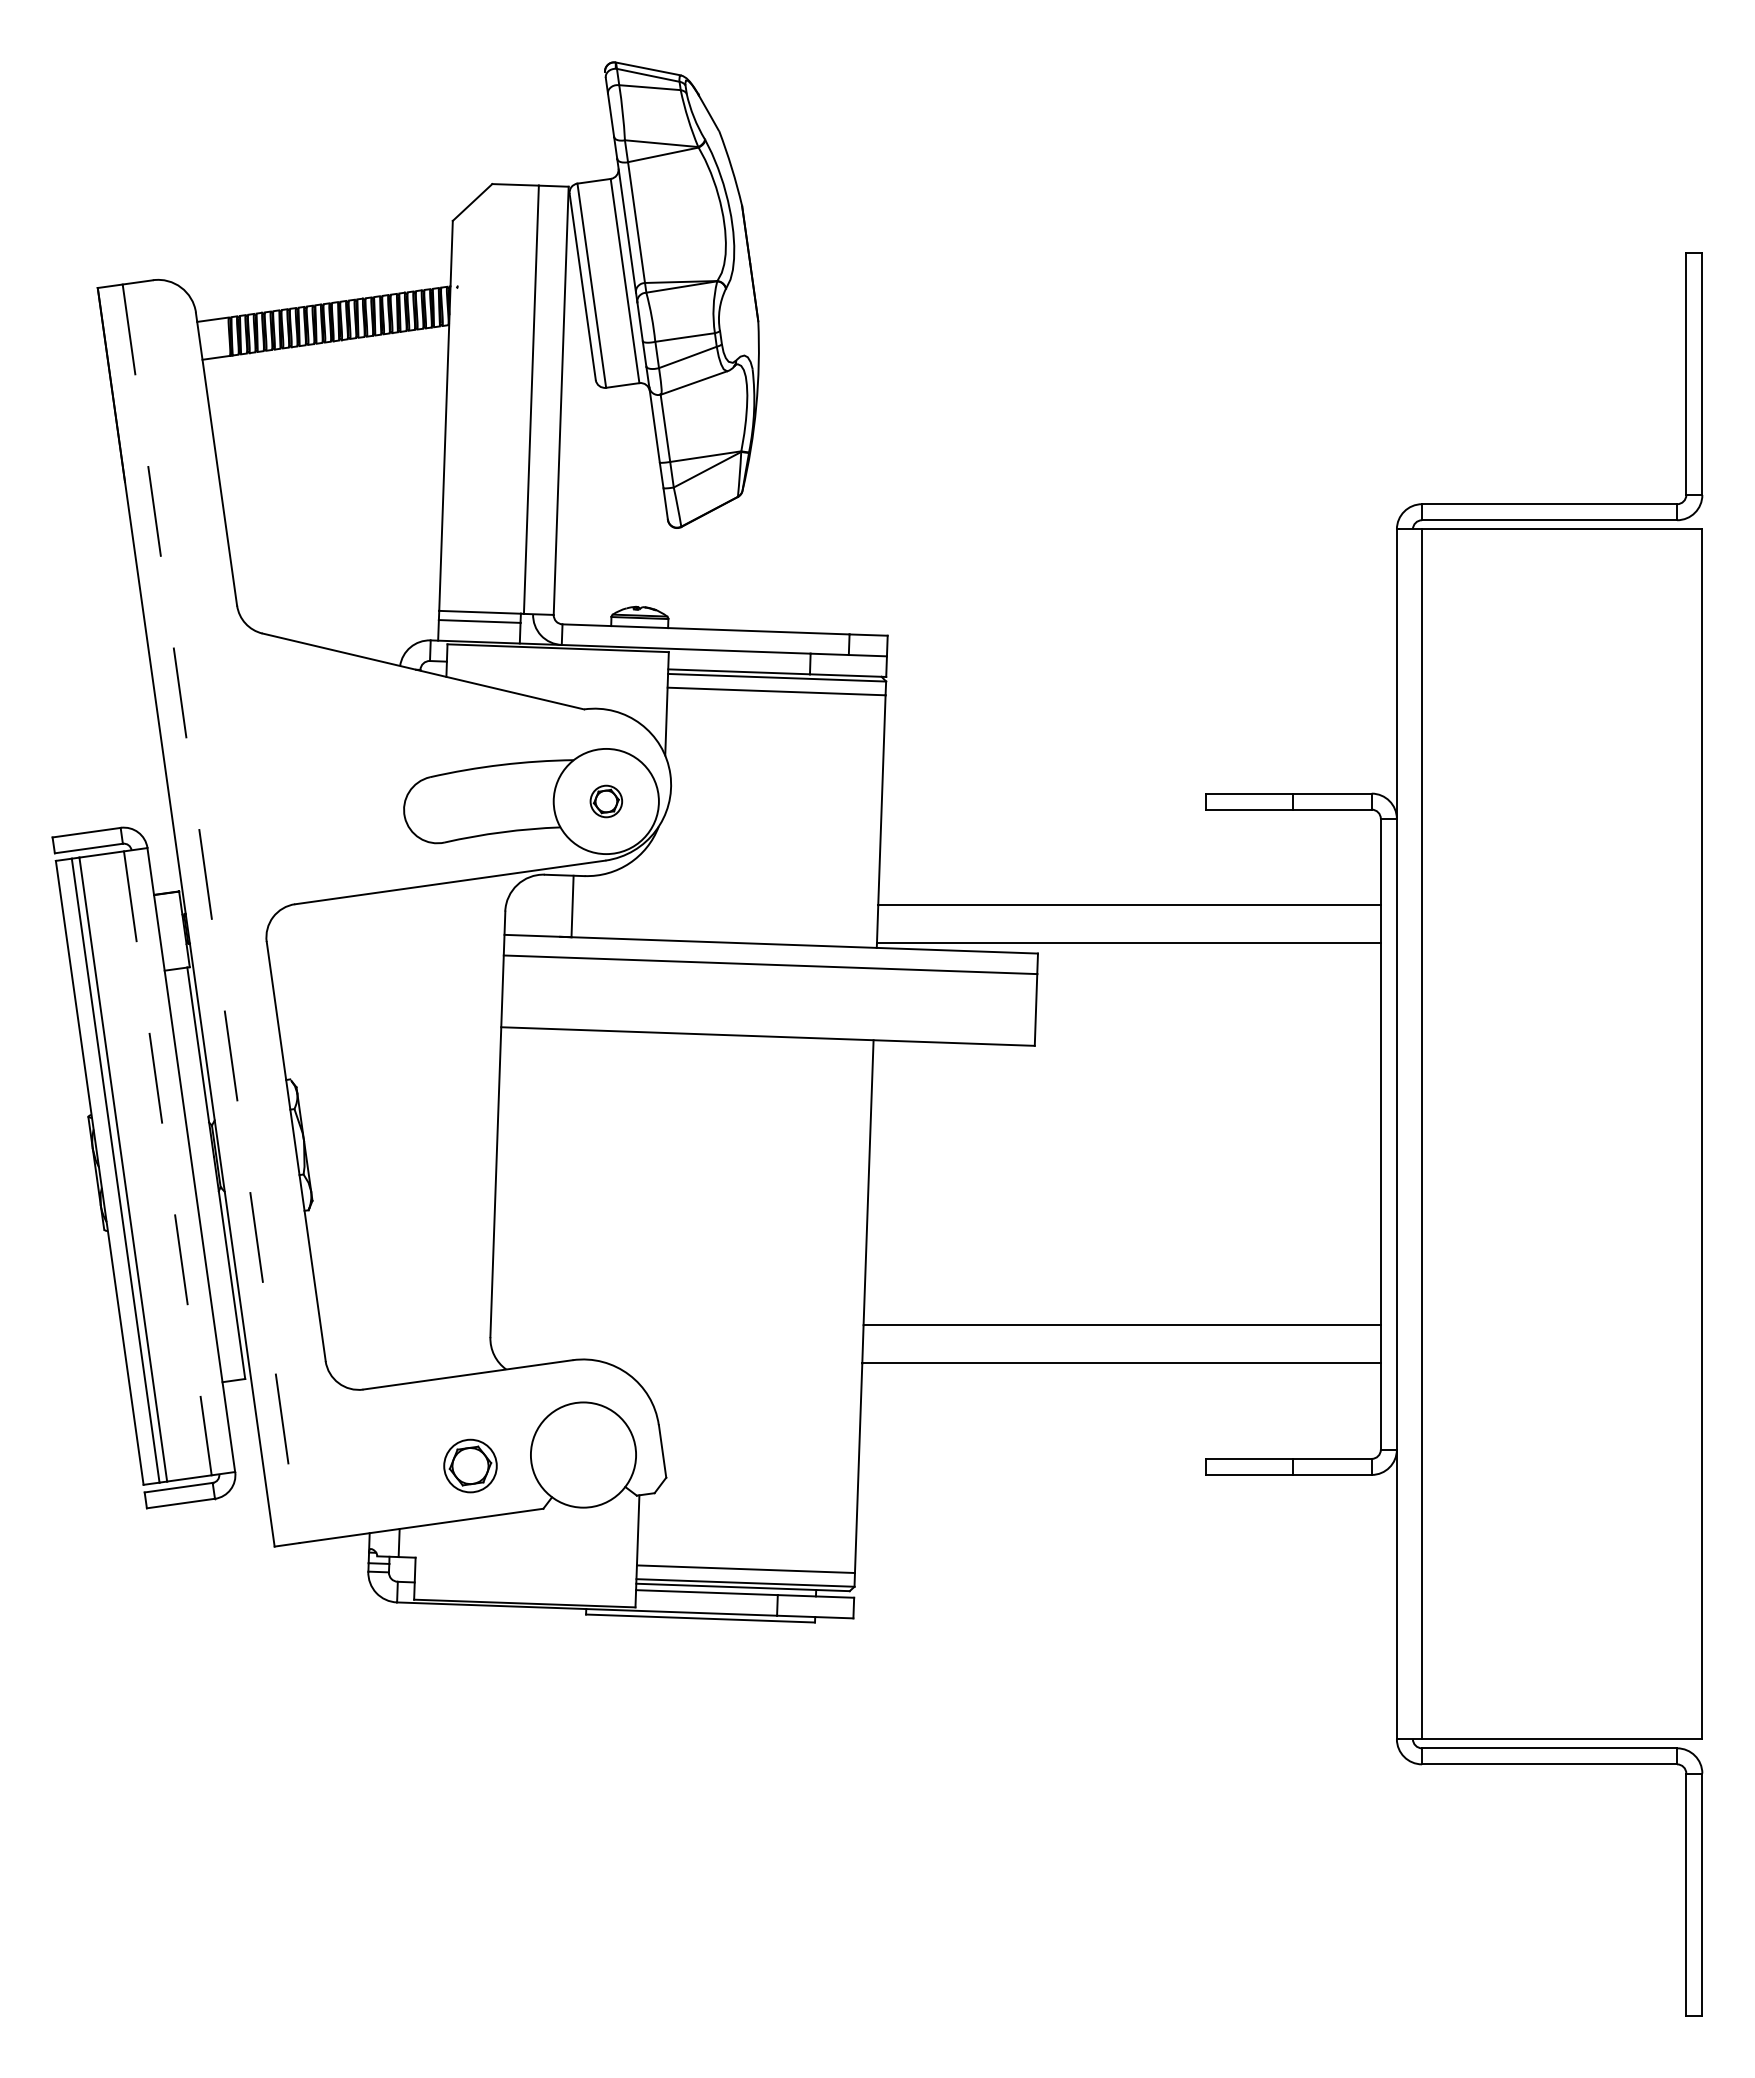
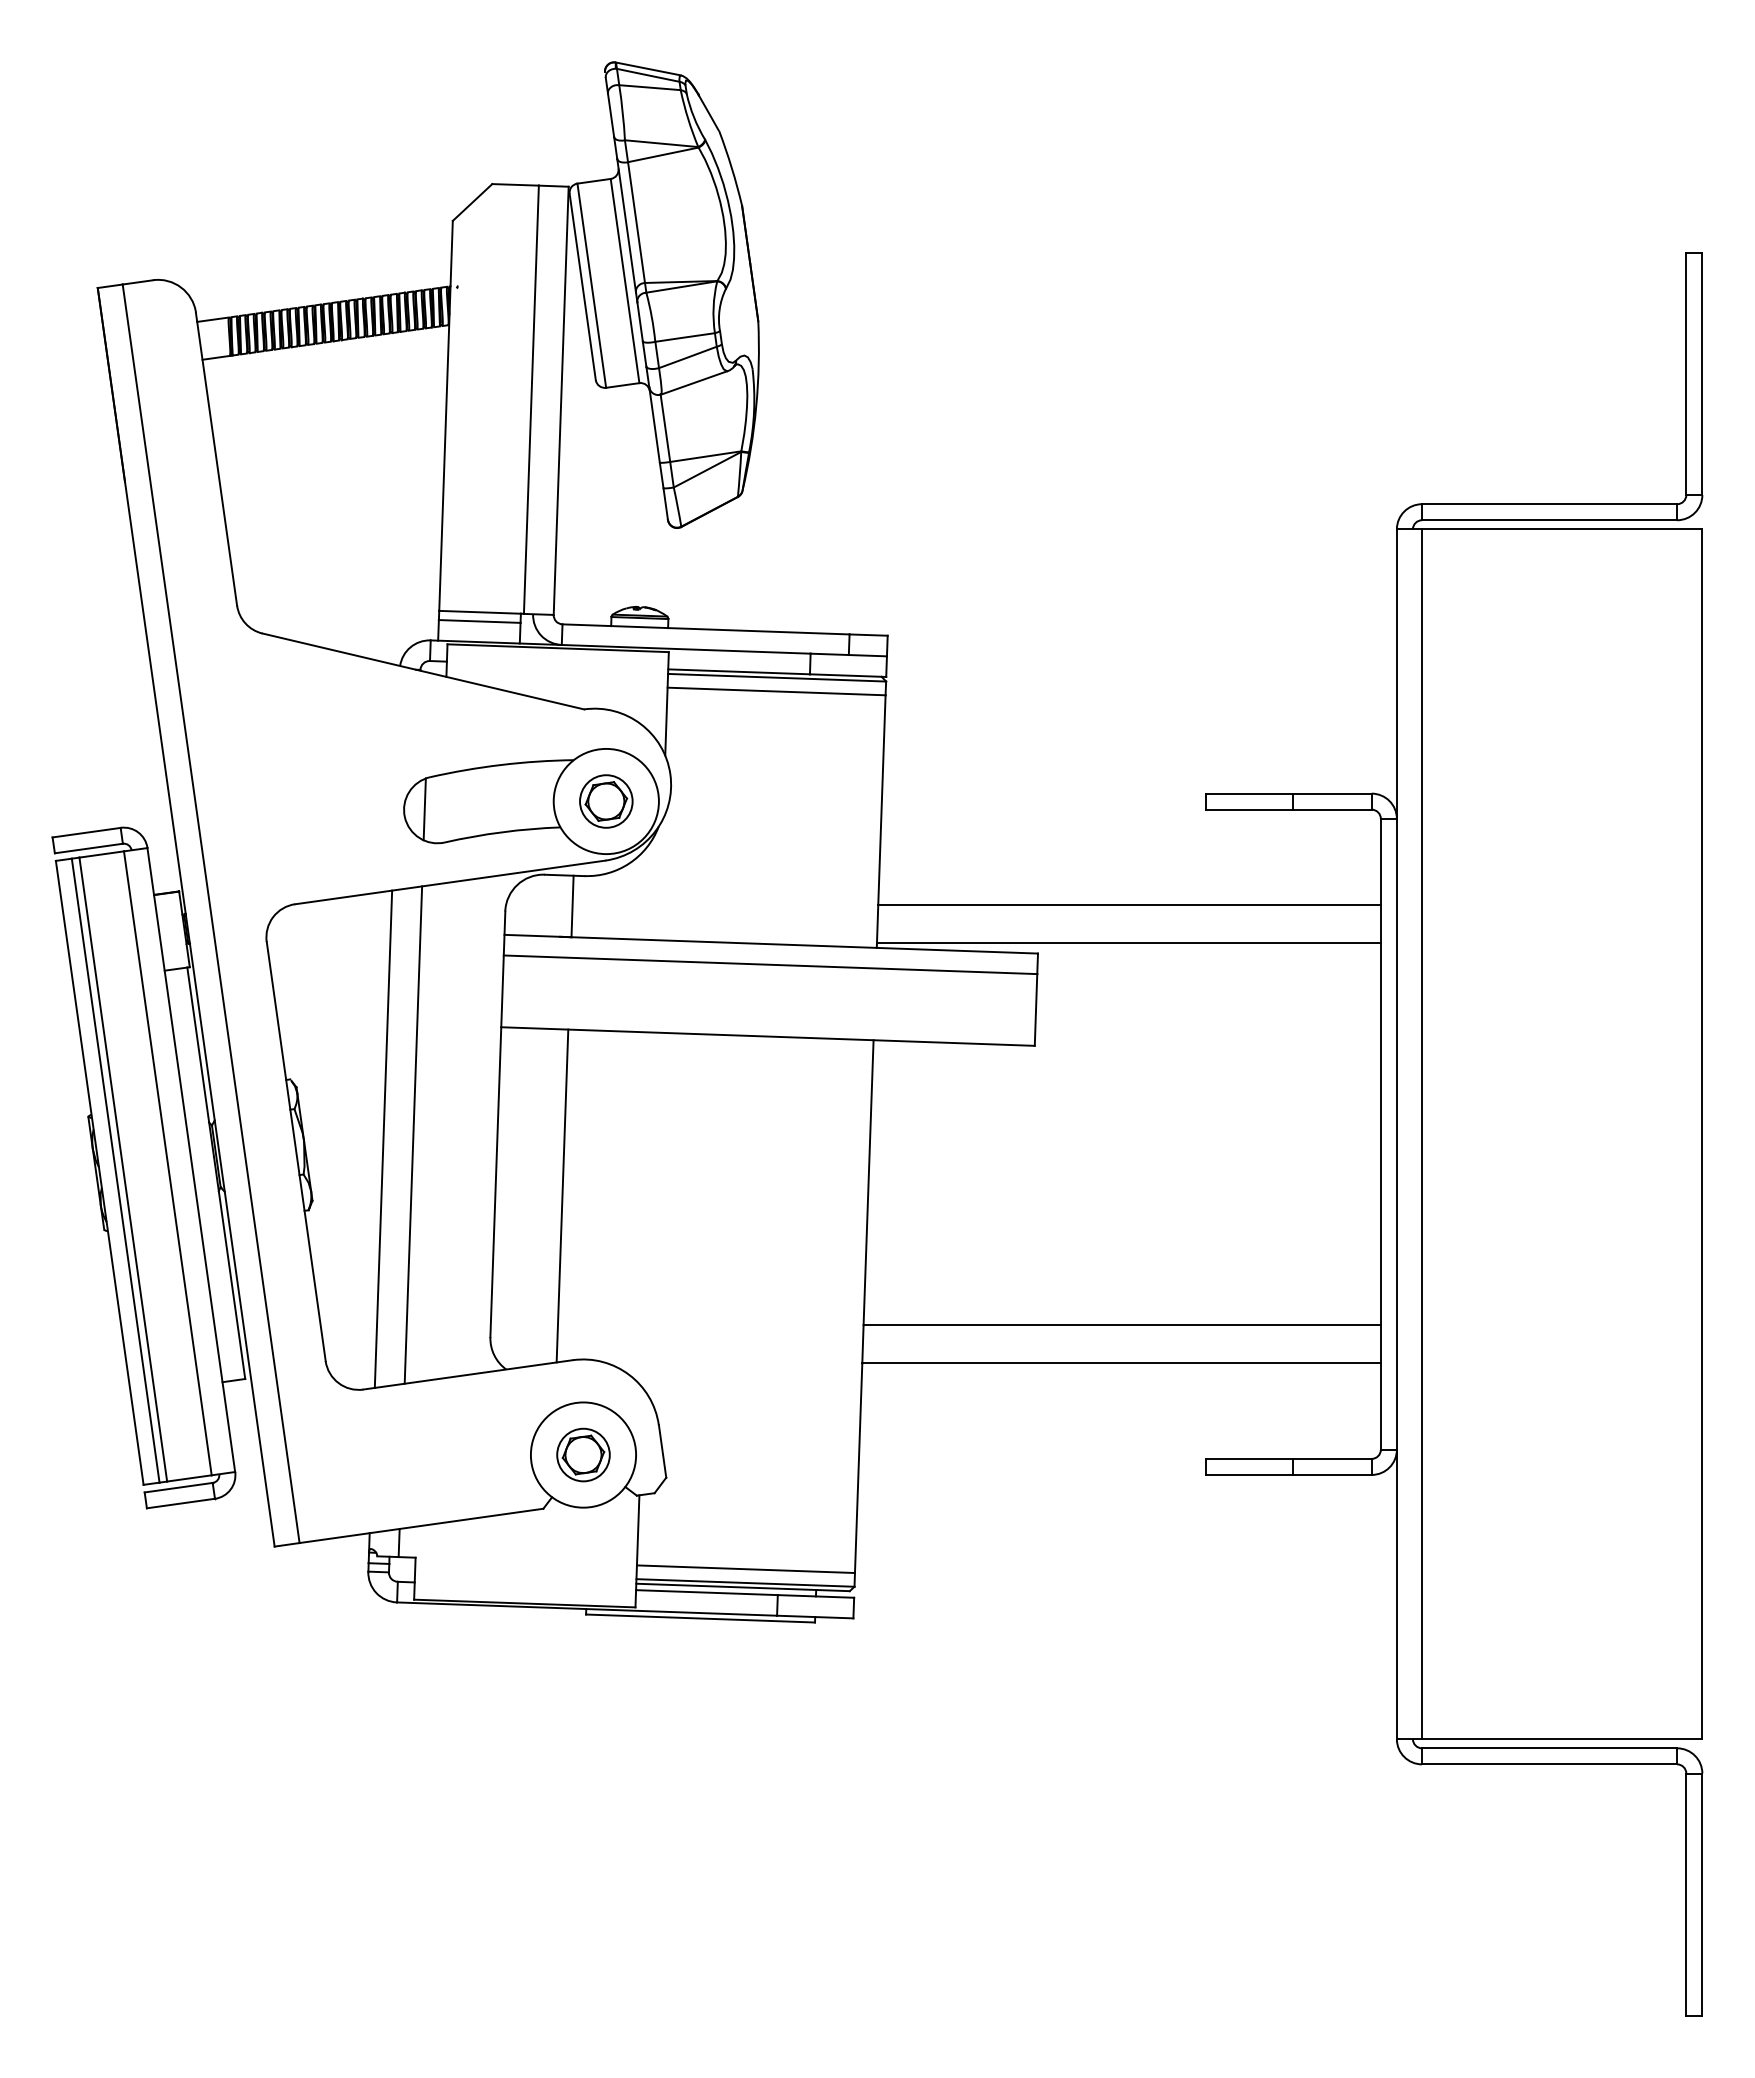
part size: 35x35 px -> 55x55 px (606, 801)
line: none -> present (424, 809)
line: dashed -> solid (211, 914)
line: none -> present (413, 1134)
line: none -> present (383, 1138)
line: dashed -> solid (167, 1163)
line: none -> present (562, 1195)
part position: (470, 1465) -> (583, 1454) (583, 1454)
